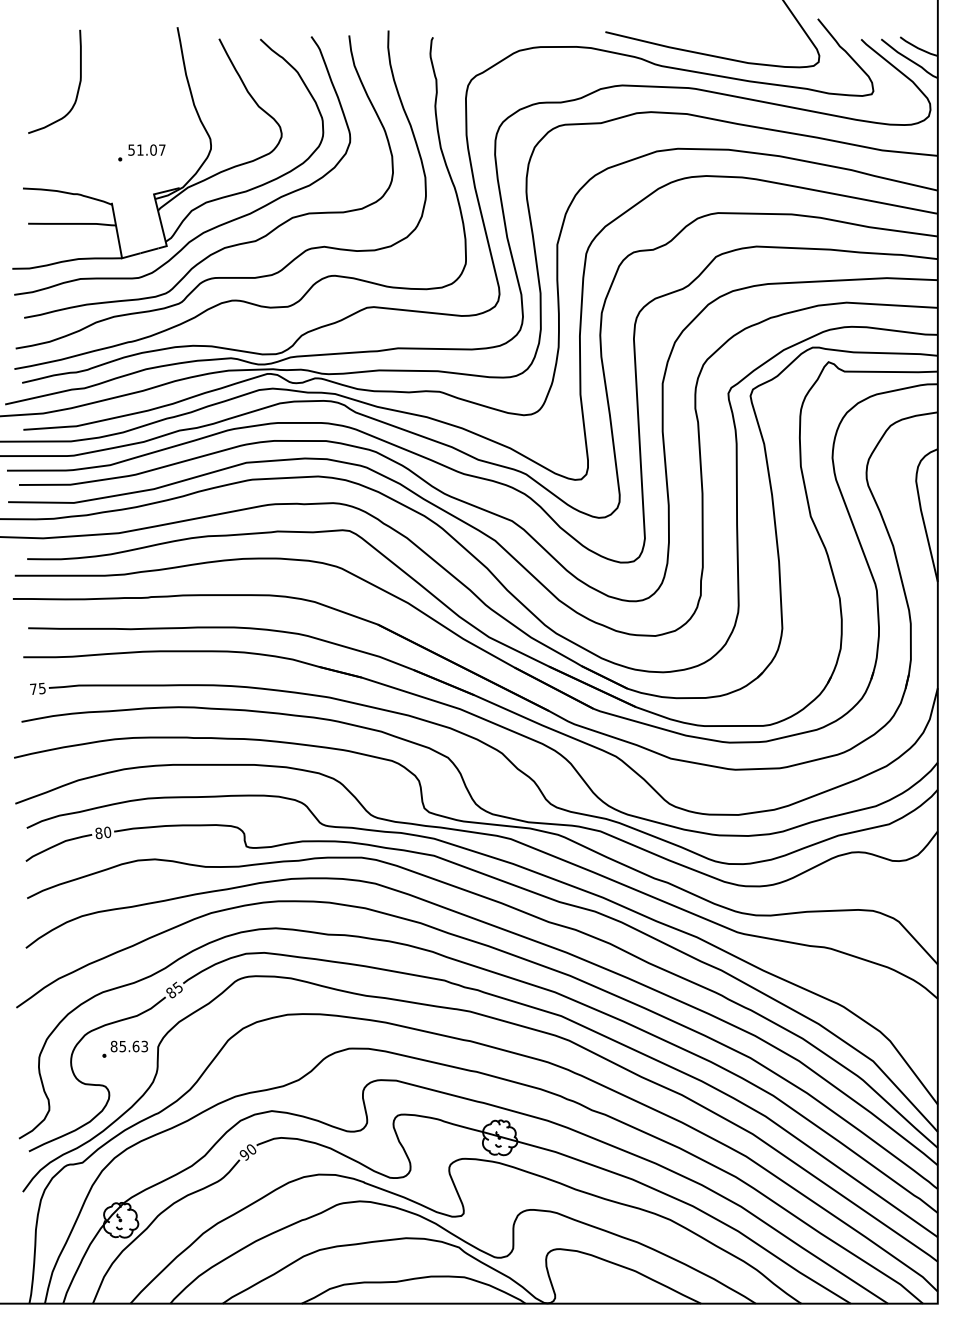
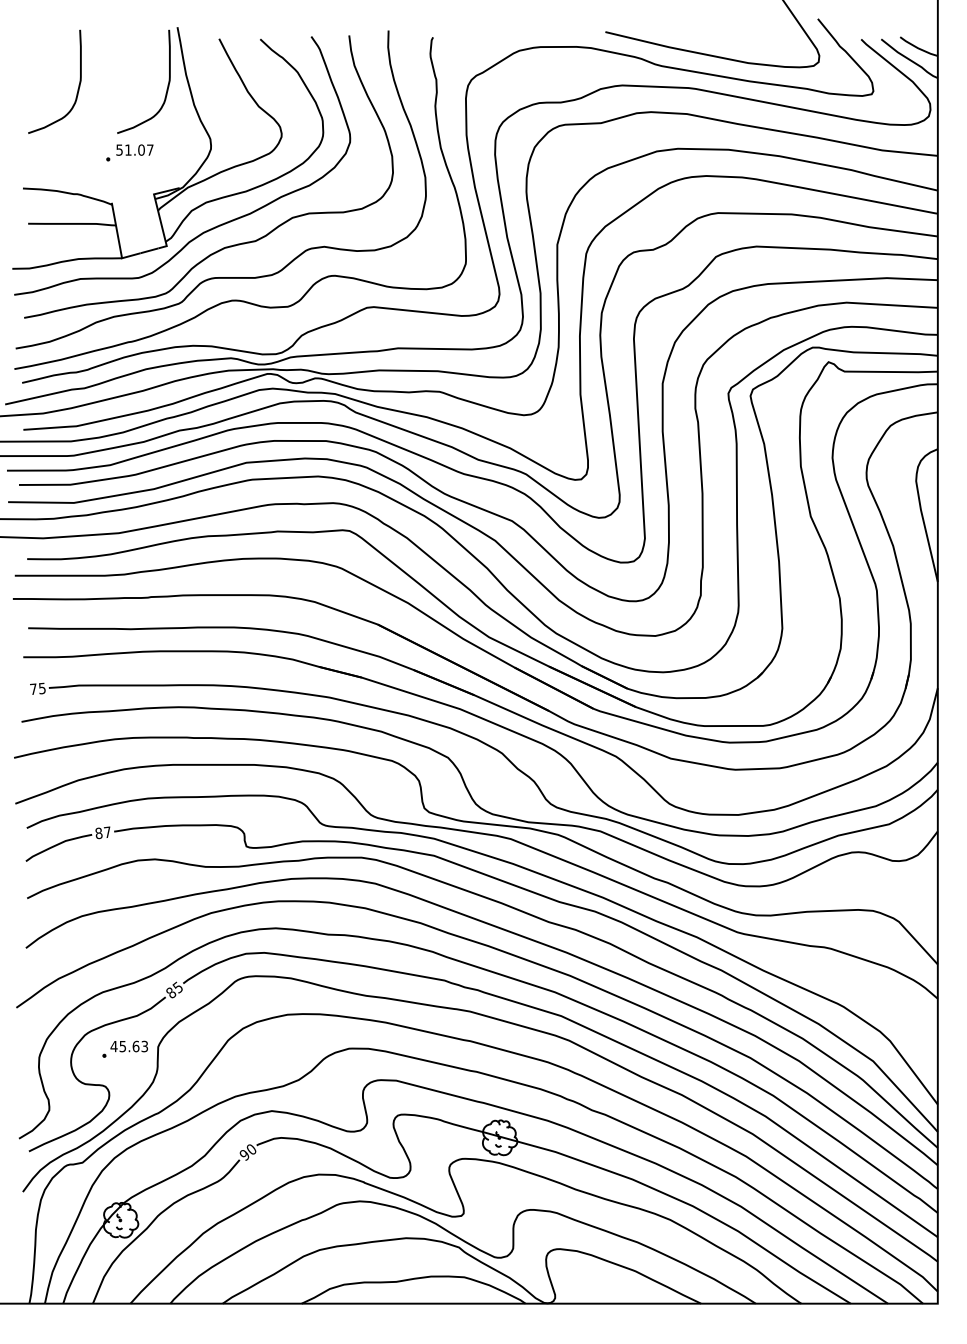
curve: none -> present (167, 84)
part position: (141, 152) -> (129, 152) (129, 152)
text: 80 -> 87 (107, 831)
text: 85.63 -> 45.63 (113, 1046)
